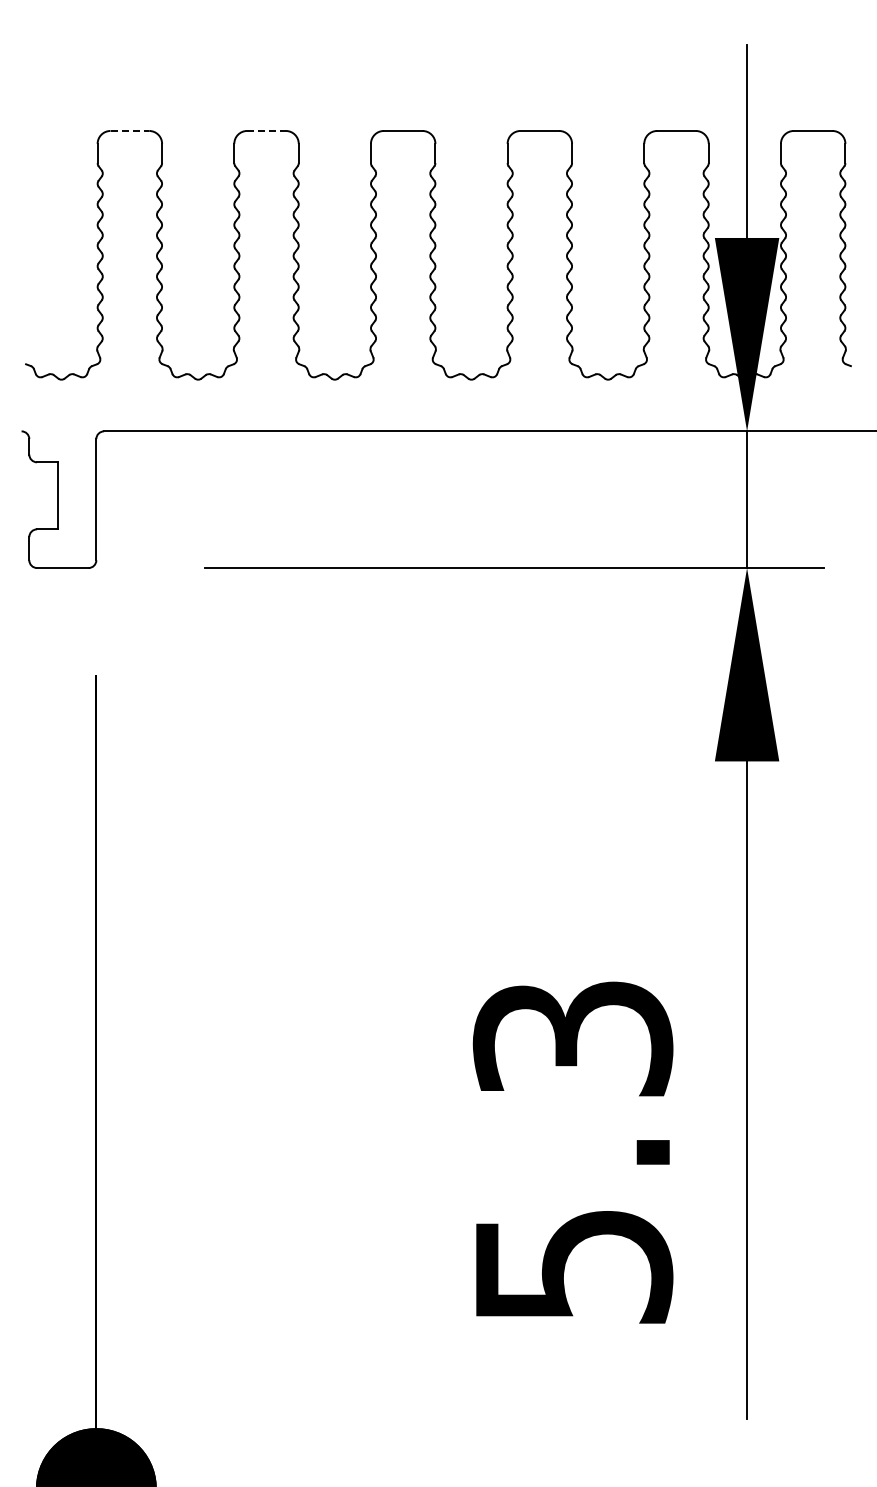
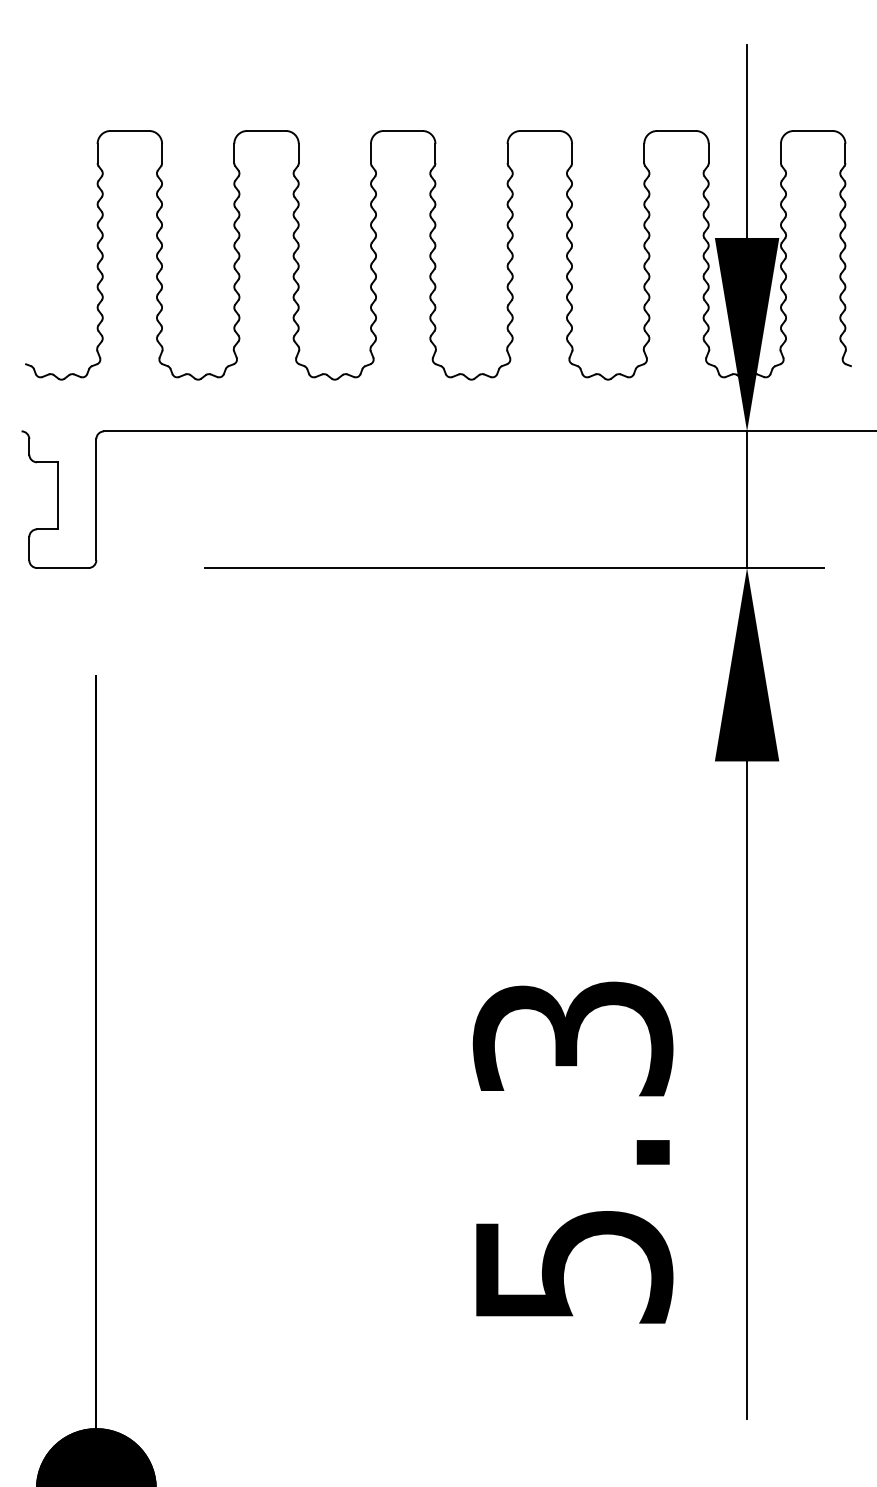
line: dashed -> solid (130, 130)
line: dashed -> solid (267, 130)
